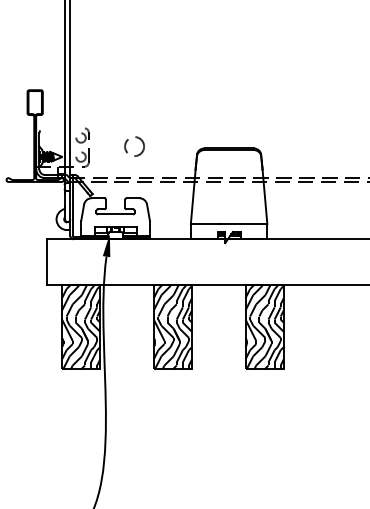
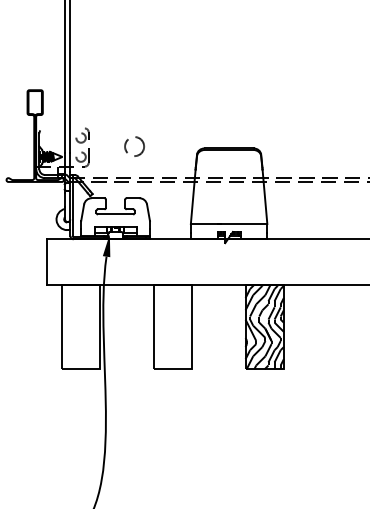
hatch: present -> none (81, 327)
hatch: present -> none (172, 327)
